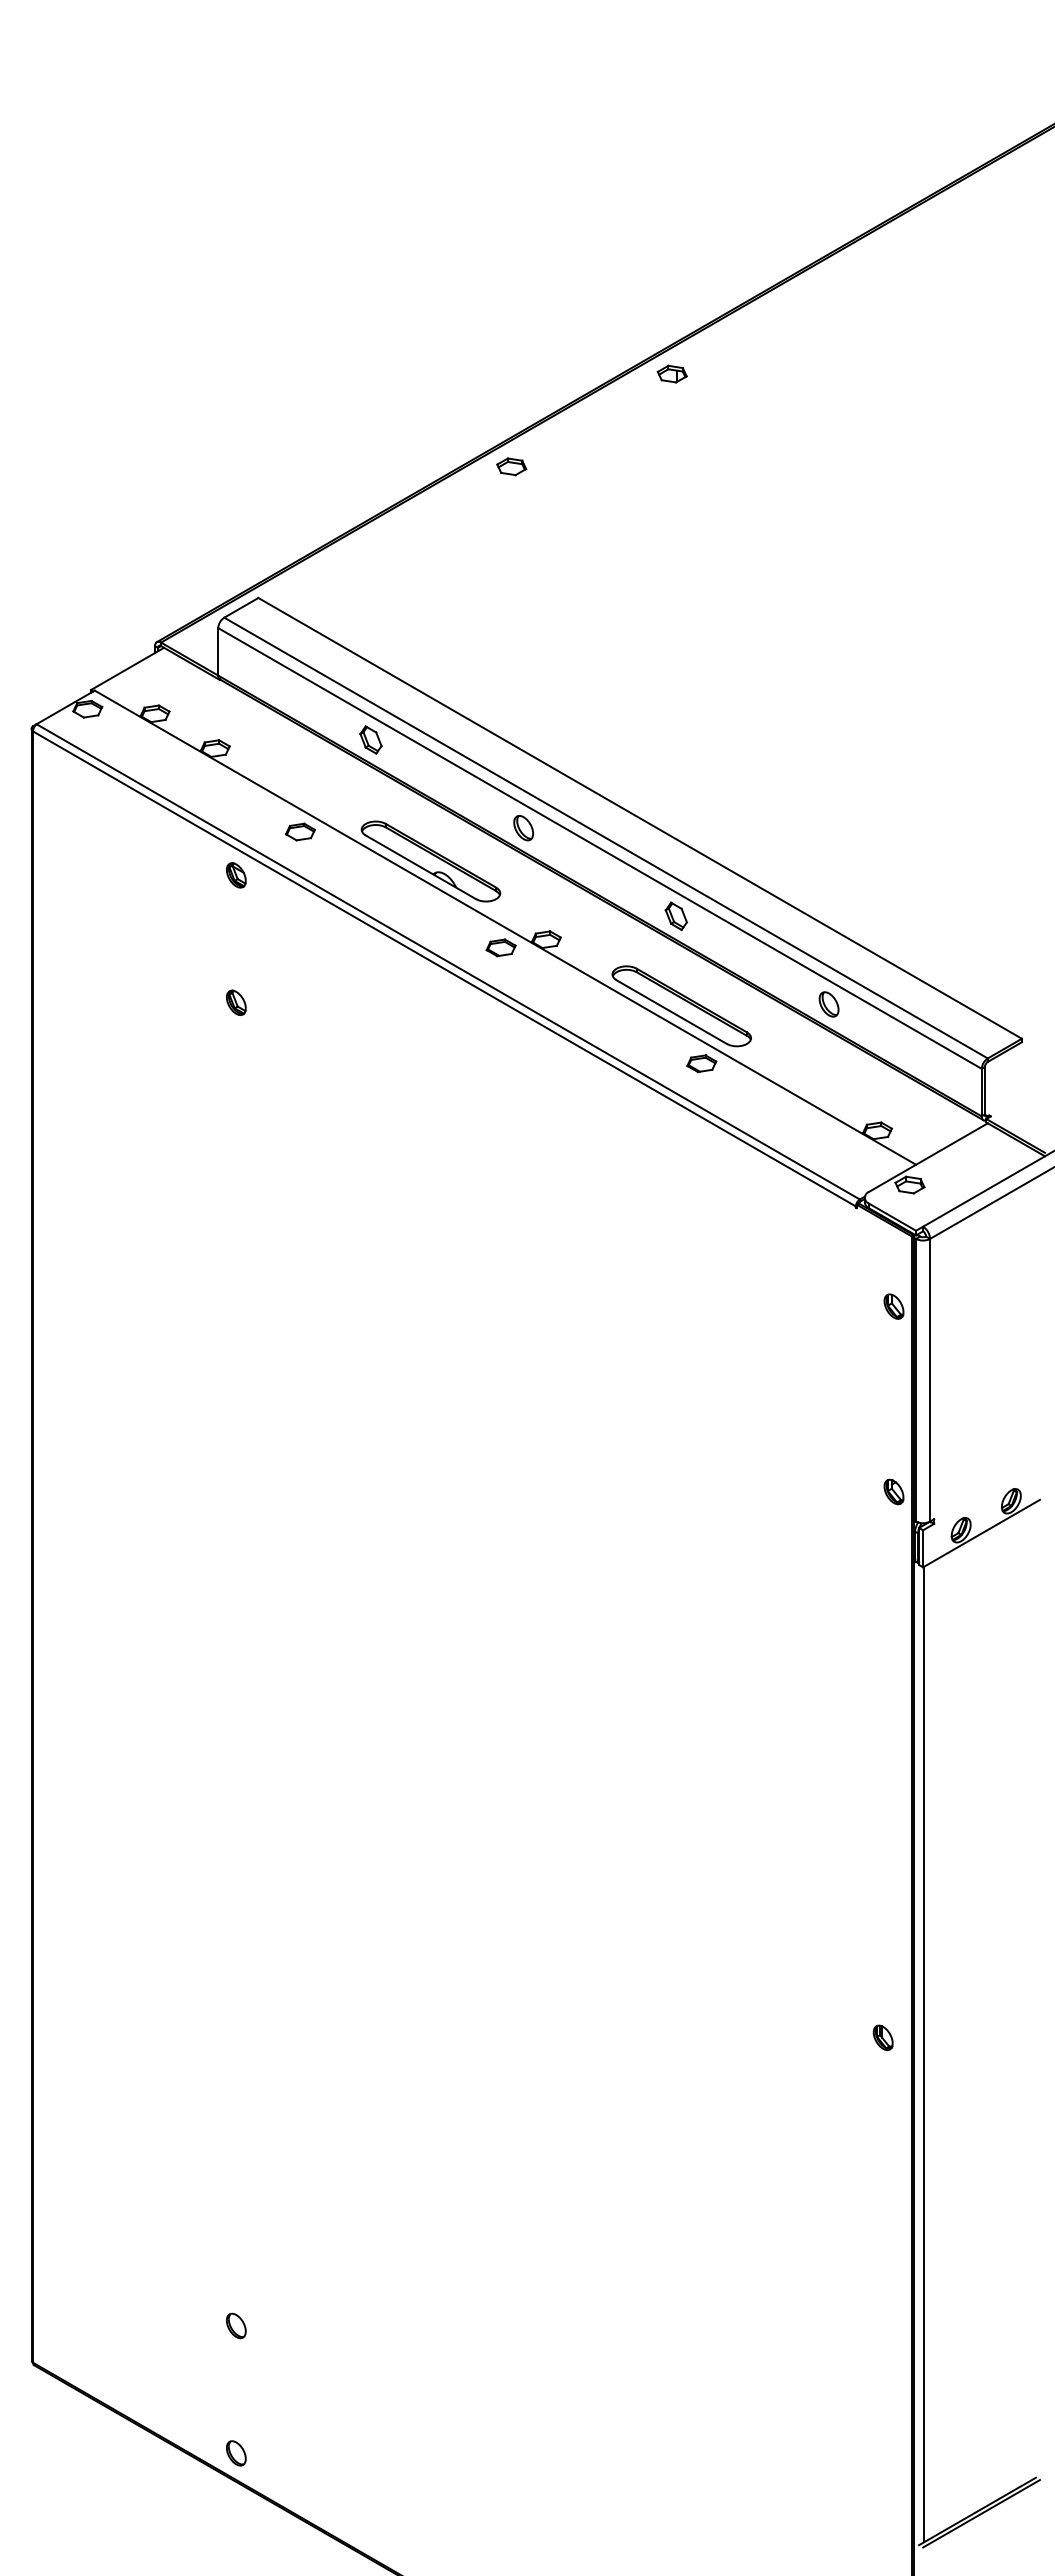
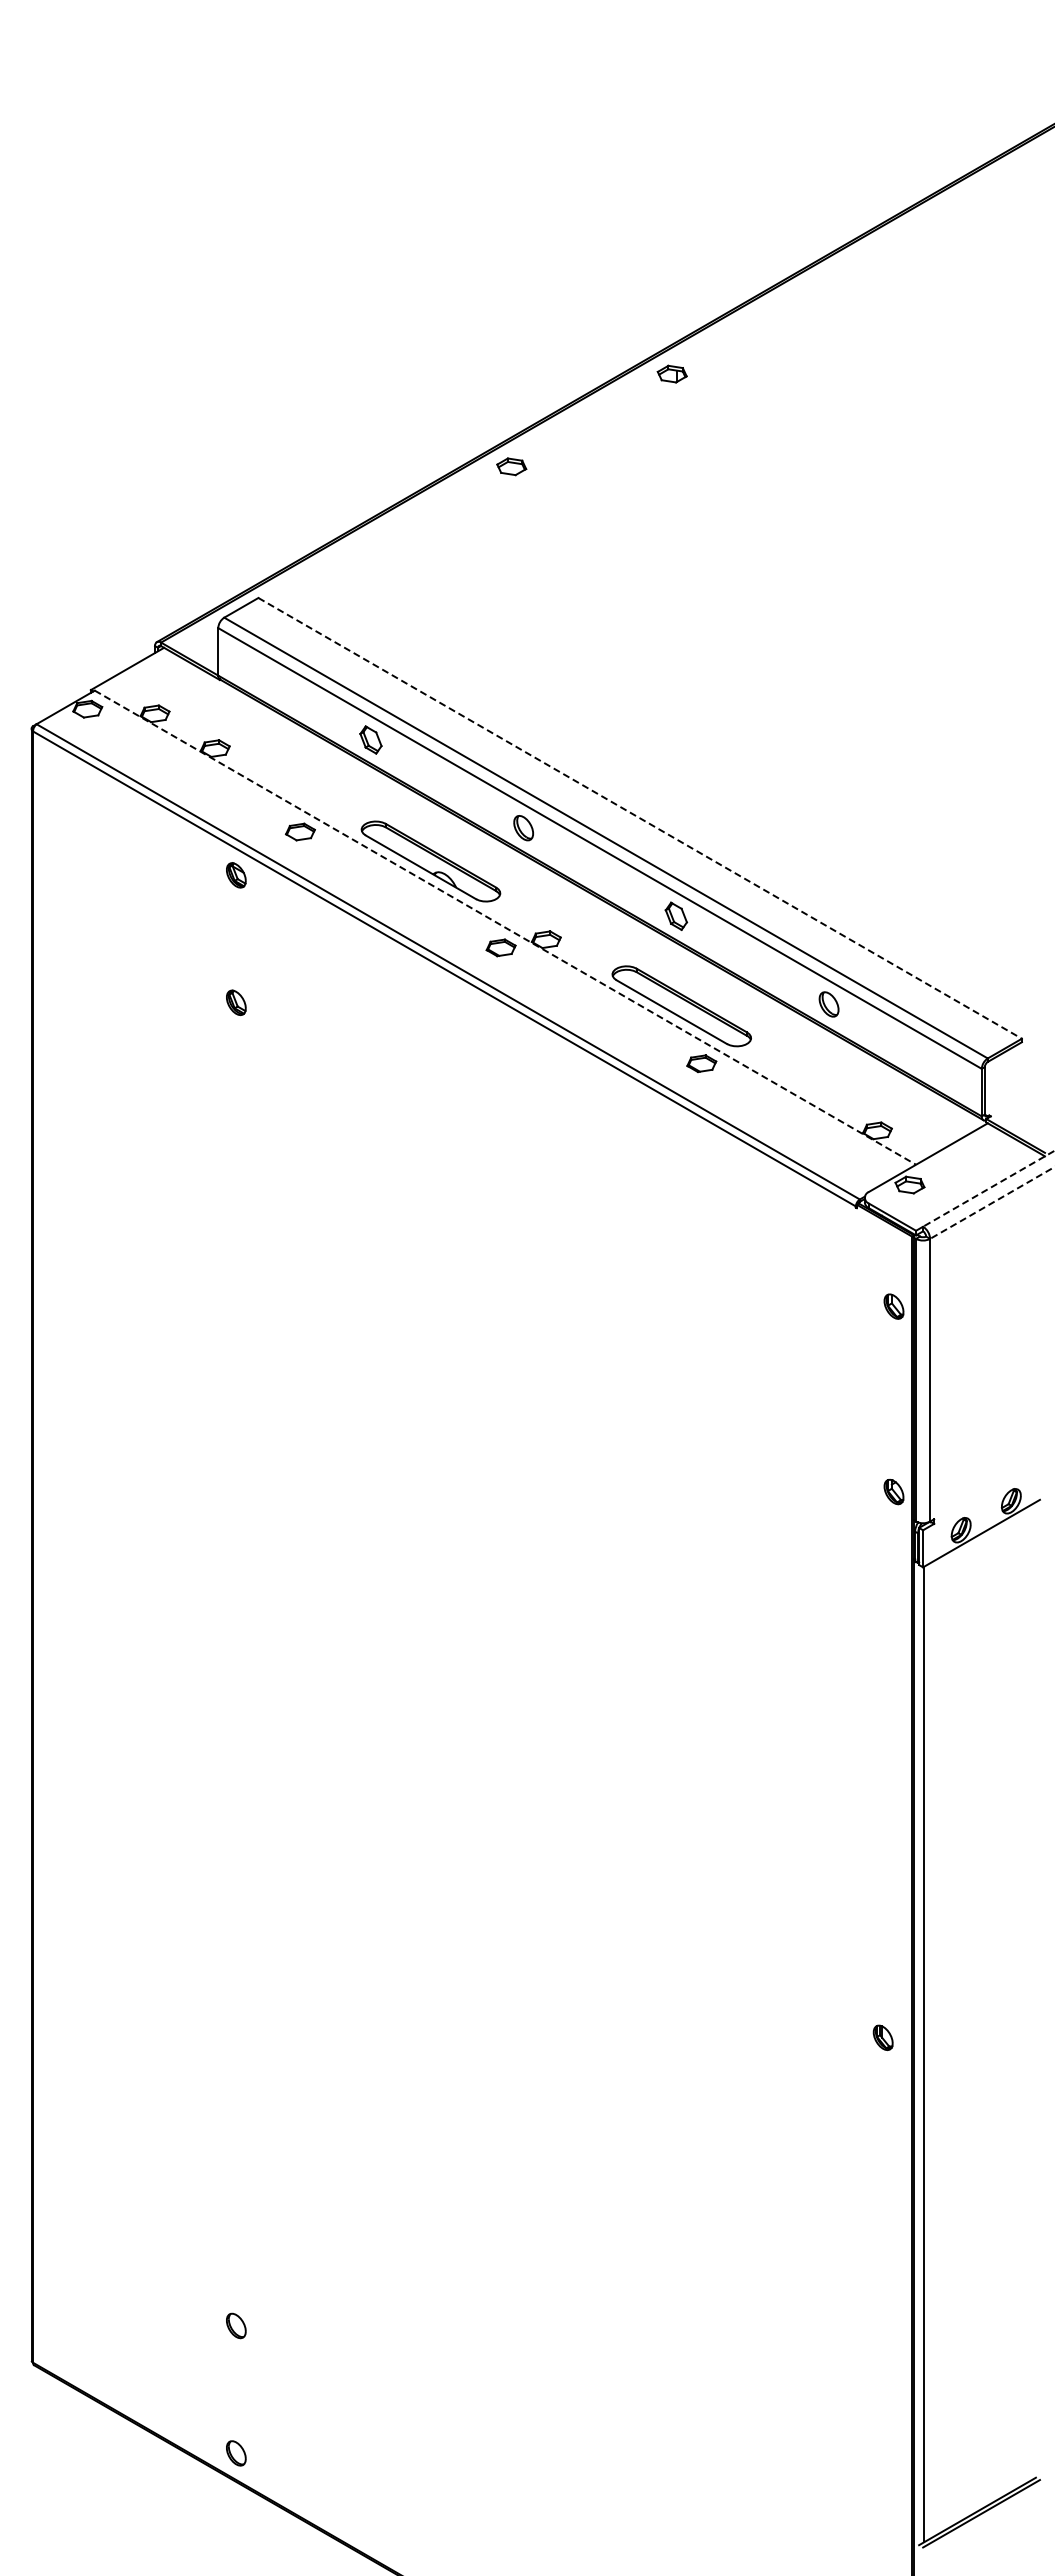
line: solid -> dashed (640, 818)
line: solid -> dashed (505, 927)
line: solid -> dashed (988, 1188)
line: solid -> dashed (992, 1202)
